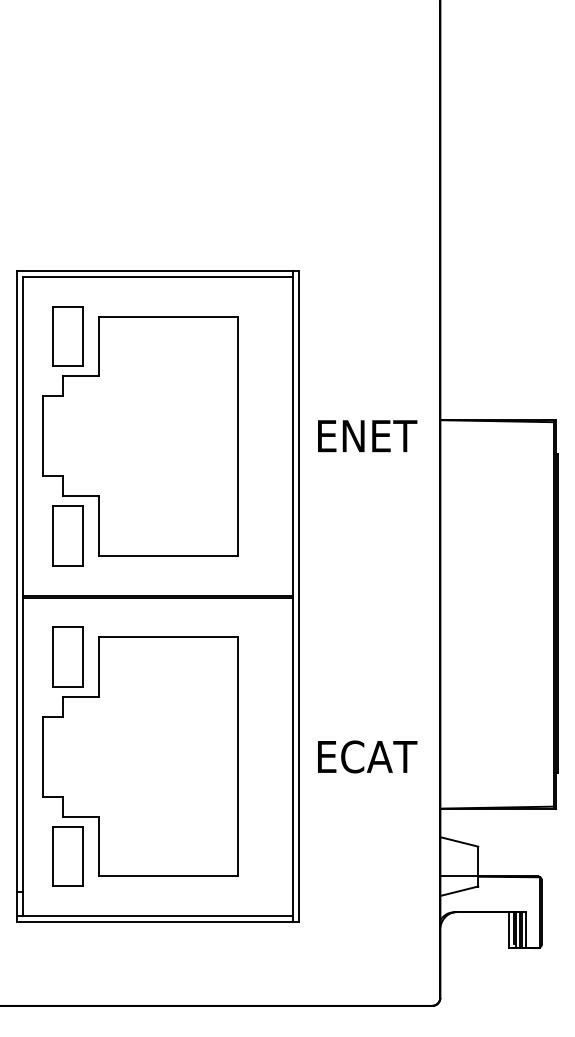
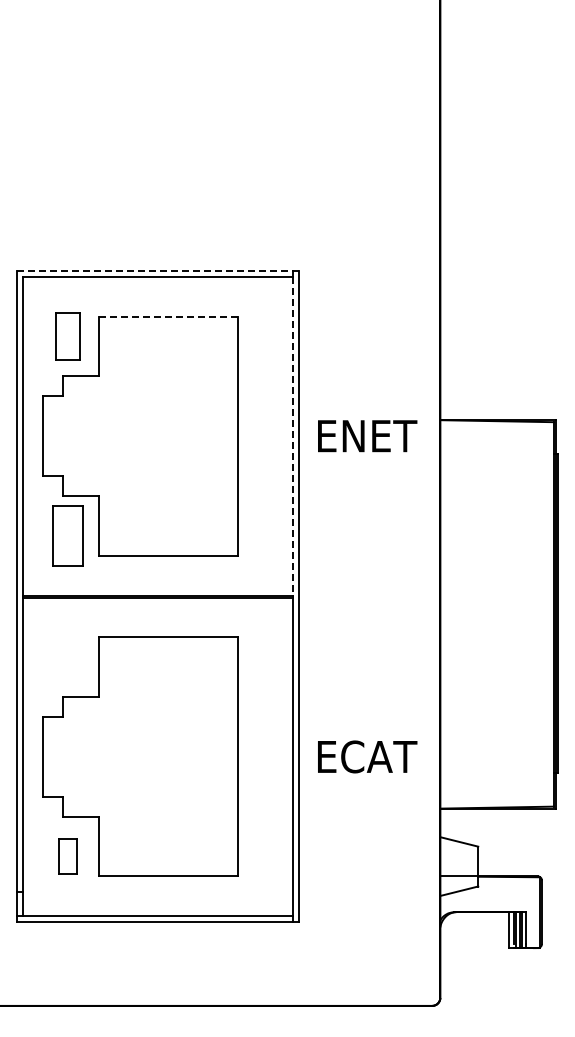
line: solid -> dashed (158, 270)
line: solid -> dashed (168, 316)
part size: 32x61 px -> 26x49 px (67, 336)
line: solid -> dashed (292, 436)
part: present -> none (67, 656)
part size: 32x61 px -> 20x37 px (67, 856)
